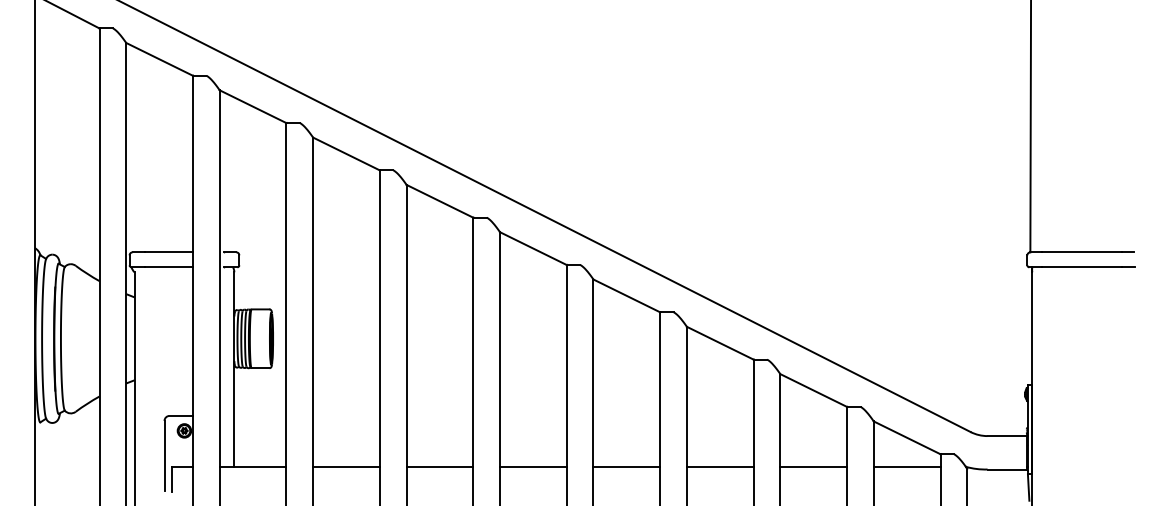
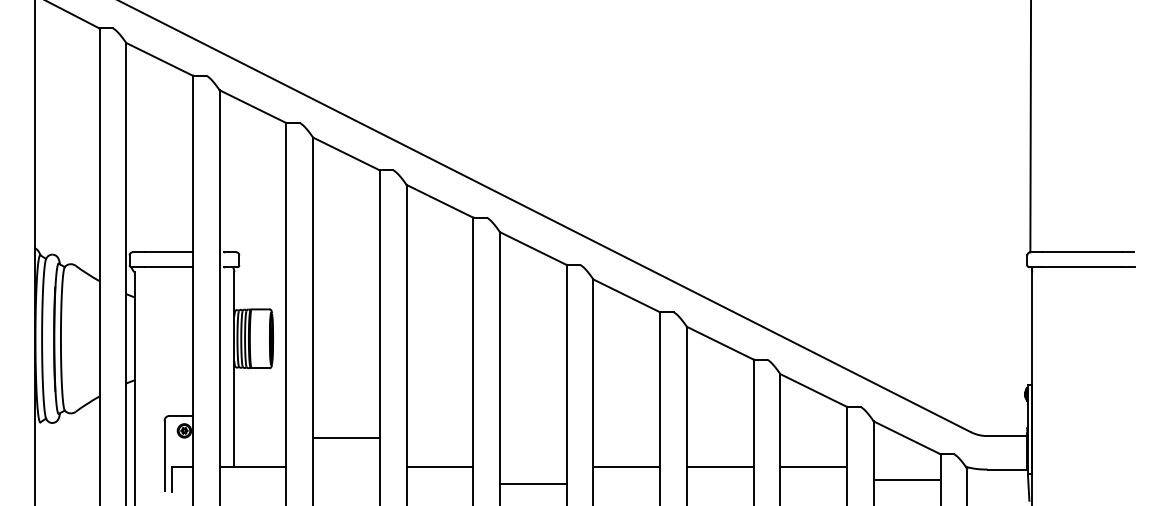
line position: (346, 466) -> (346, 437) (346, 437)
line position: (533, 466) -> (533, 483) (533, 483)
line position: (906, 466) -> (906, 479) (906, 479)
